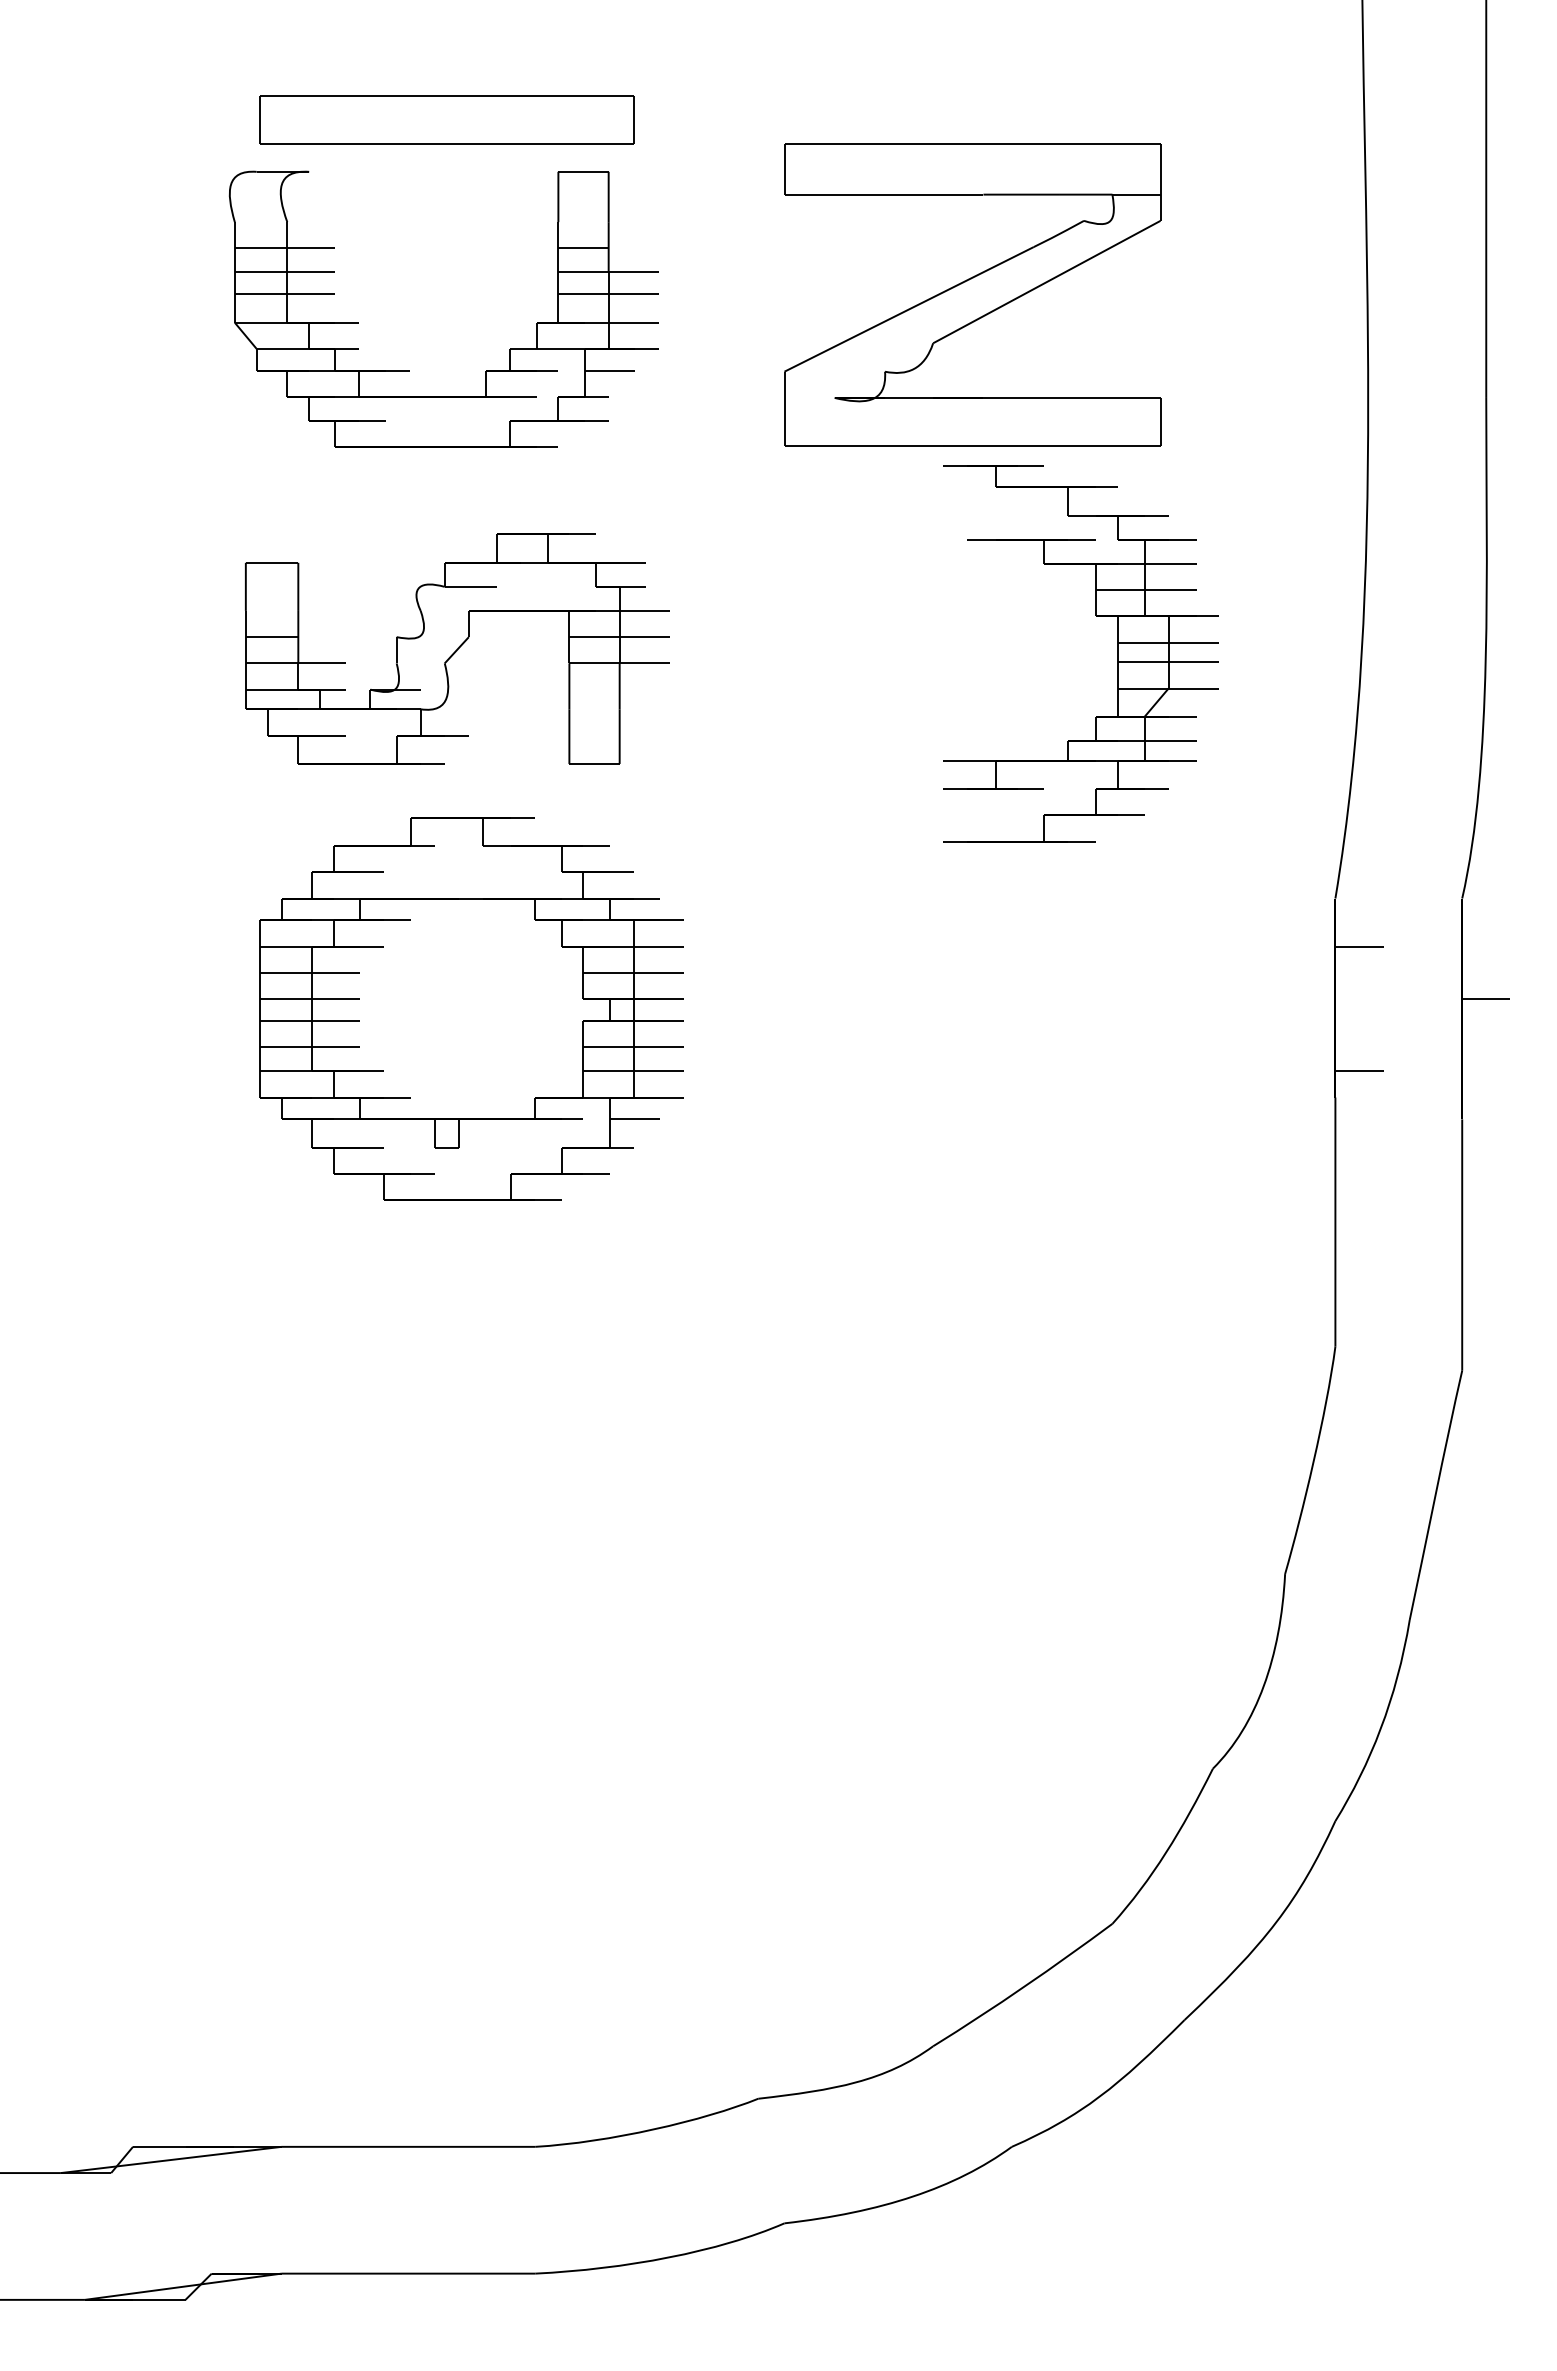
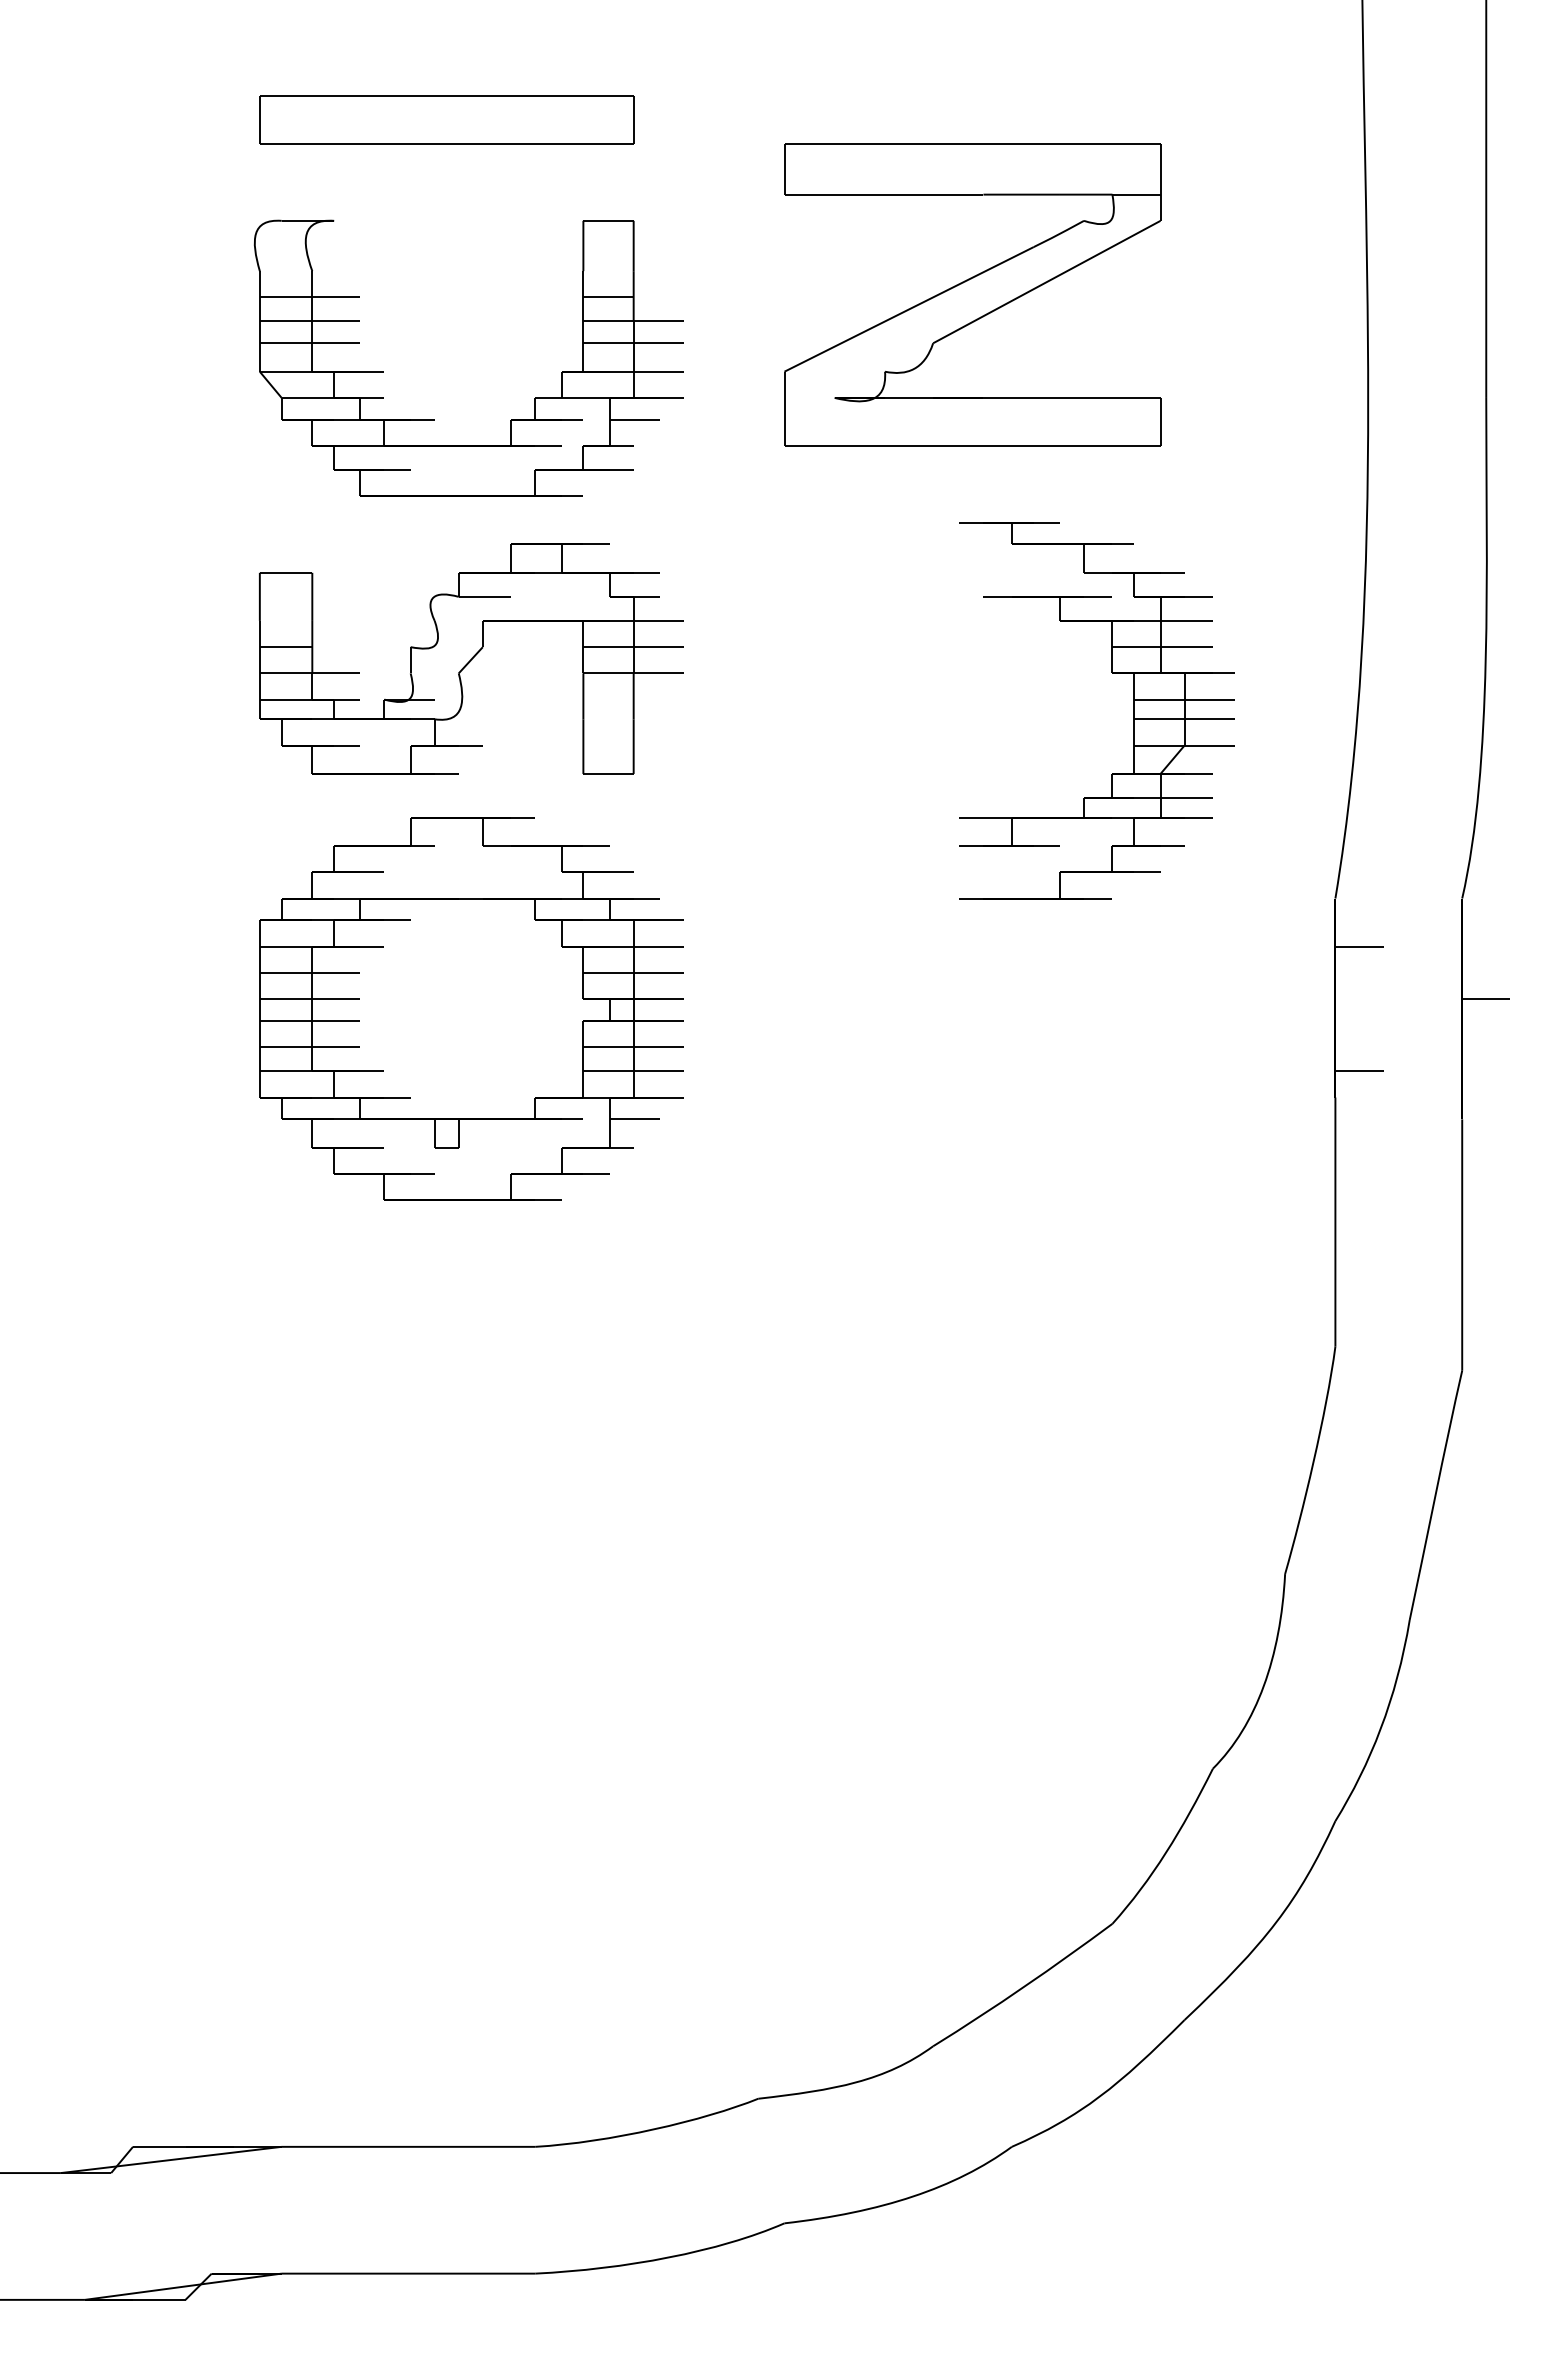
part position: (409, 370) -> (434, 419) (434, 419)
part position: (457, 648) -> (471, 658) (471, 658)
part position: (1117, 653) -> (1133, 710) (1133, 710)
